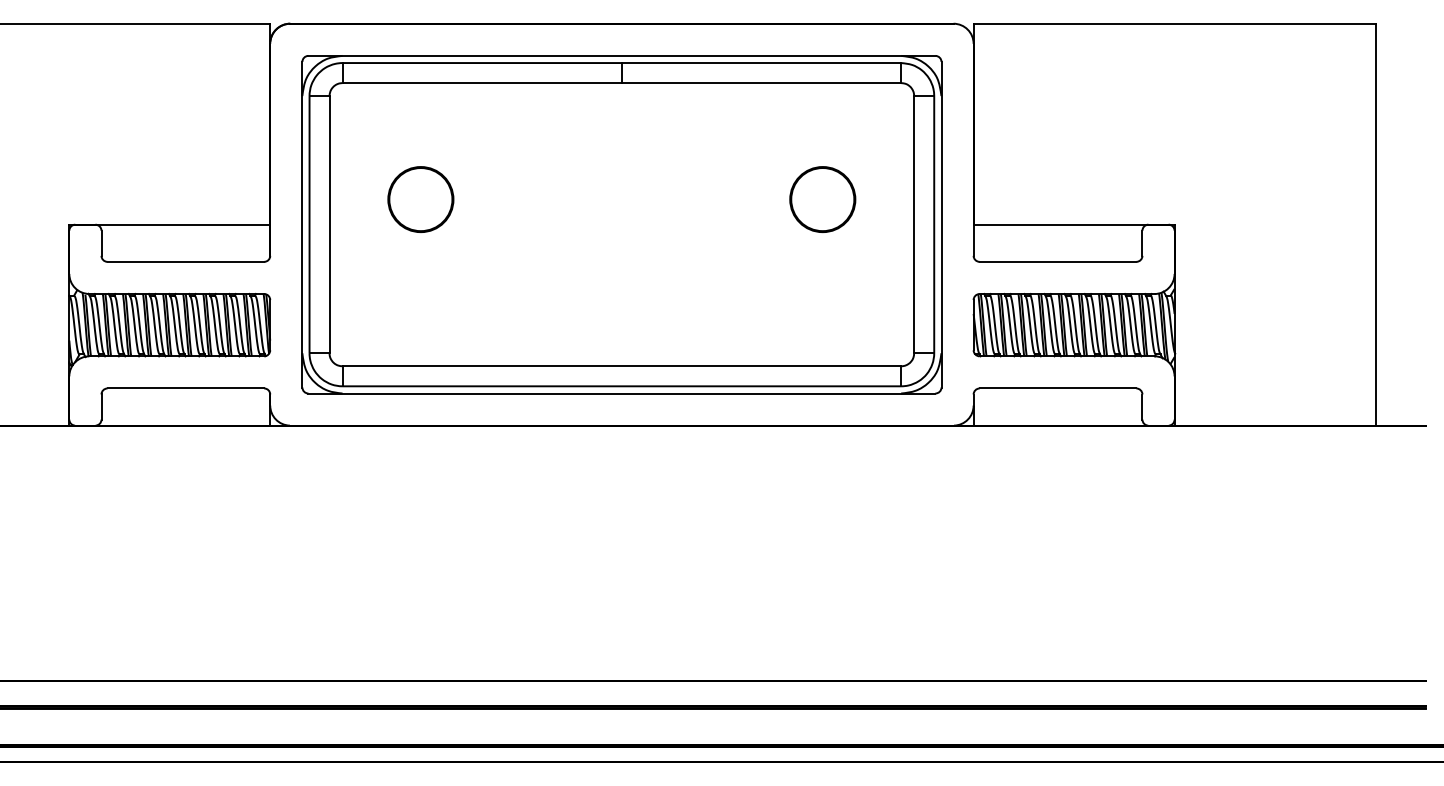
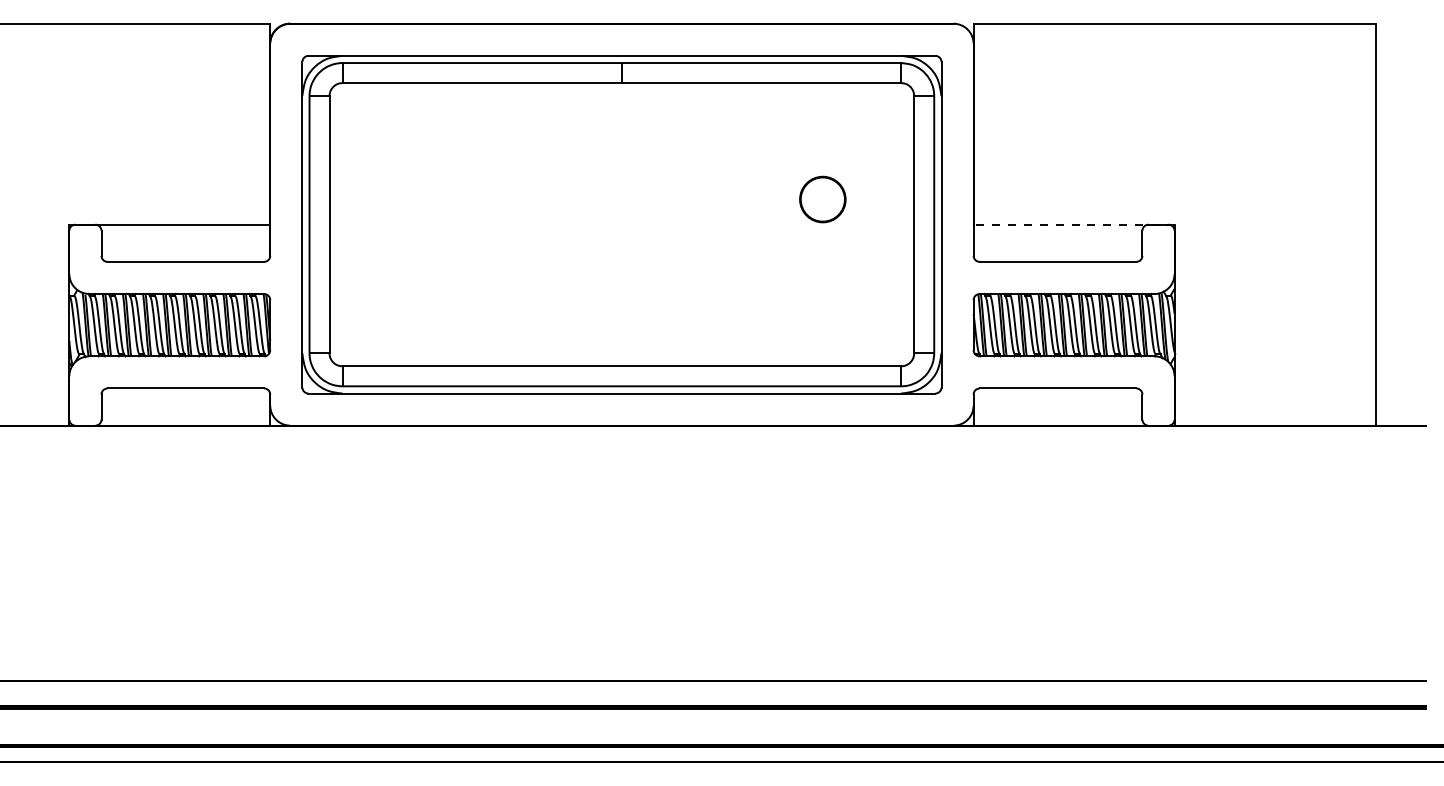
circle: present -> none (420, 199)
circle size: 68x67 px -> 48x49 px (822, 199)
line: solid -> dashed (1073, 224)
